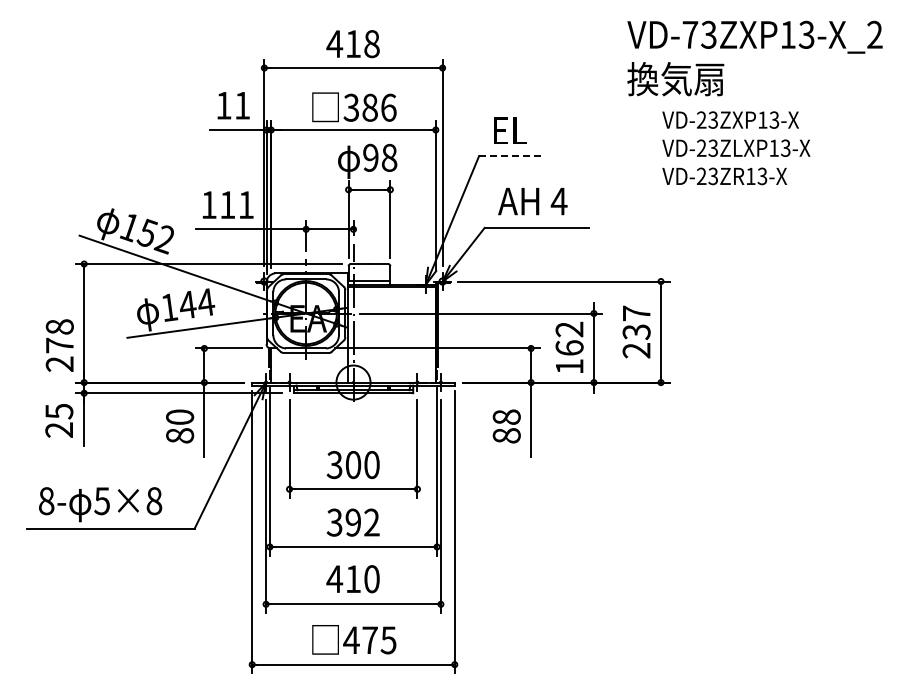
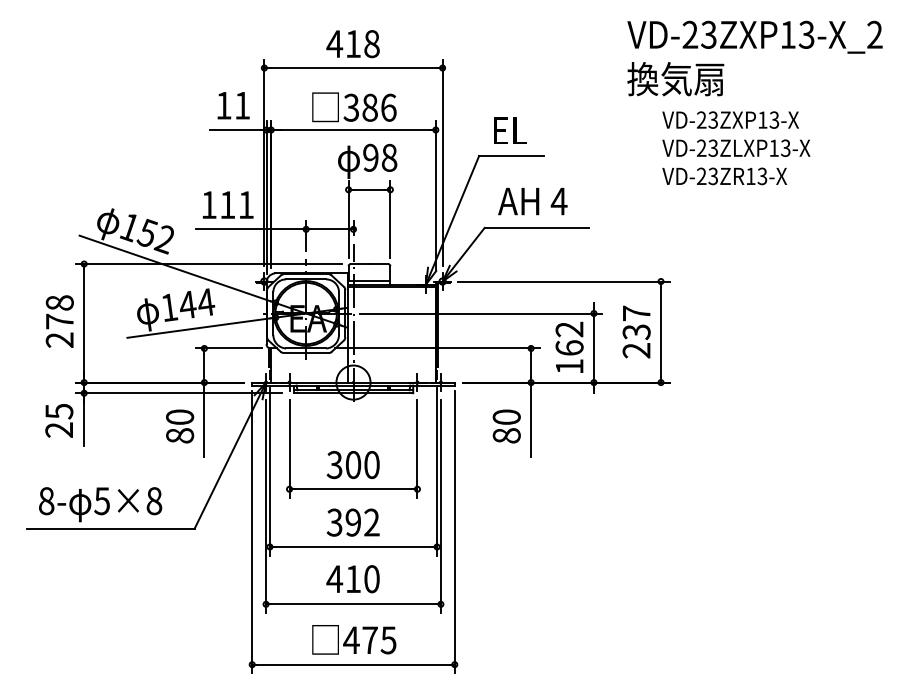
text: VD-73ZXP13-X_2 -> VD-23ZXP13-X_2 (690, 34)
line: dashed -> solid (512, 155)
text position: (59, 345) -> (59, 321) (59, 321)
text: 88 -> 80 (506, 416)
